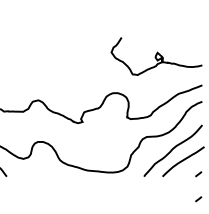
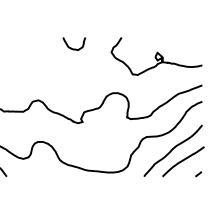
curve: none -> present (71, 47)
line: present -> none (198, 199)
